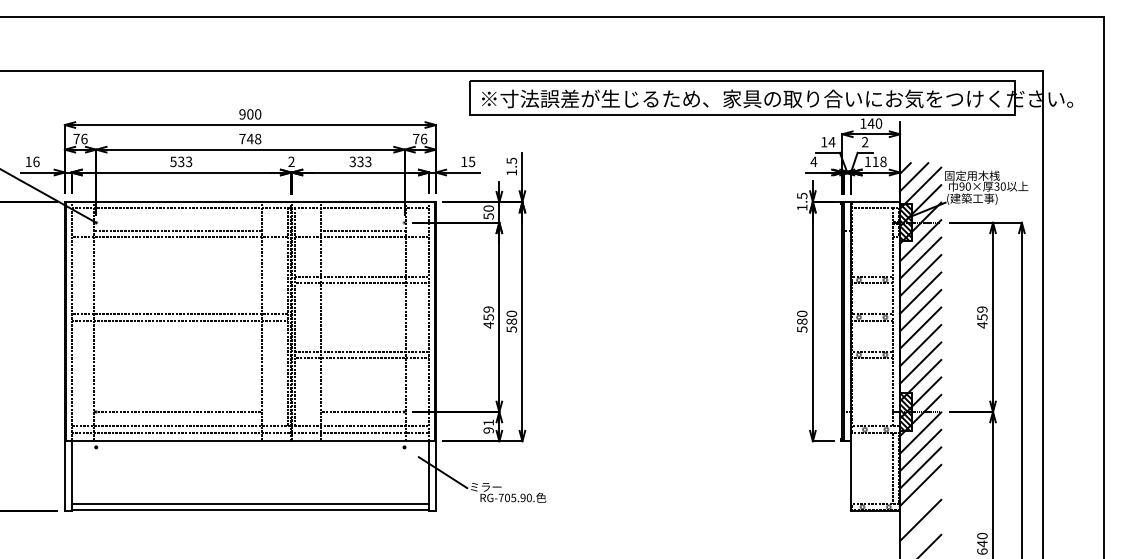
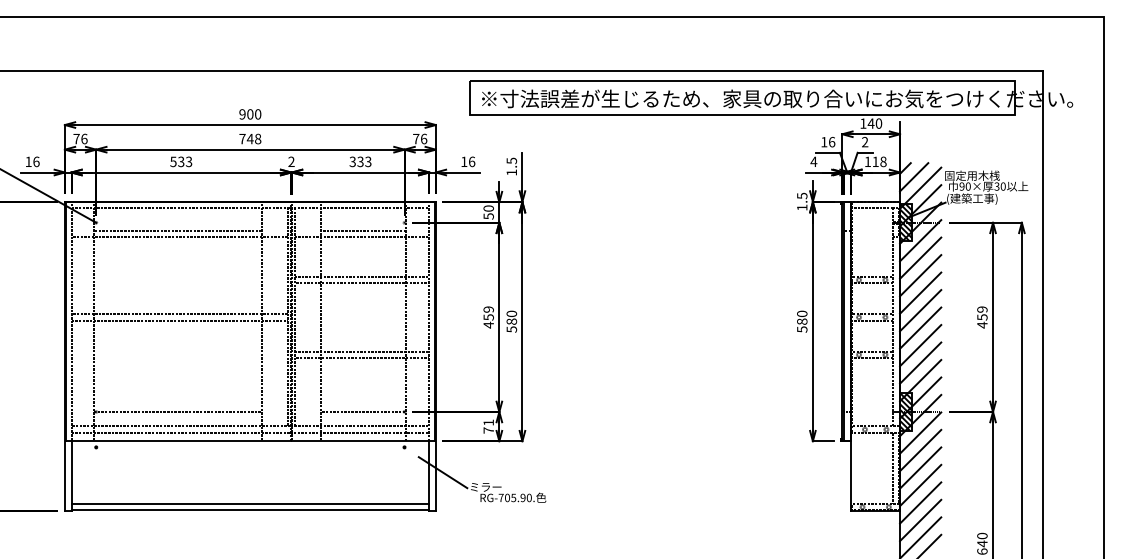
text: 14 -> 16 (831, 141)
text: 15 -> 16 (471, 161)
text: 91 -> 71 (488, 430)
line: none -> present (920, 502)
line: none -> present (921, 536)
